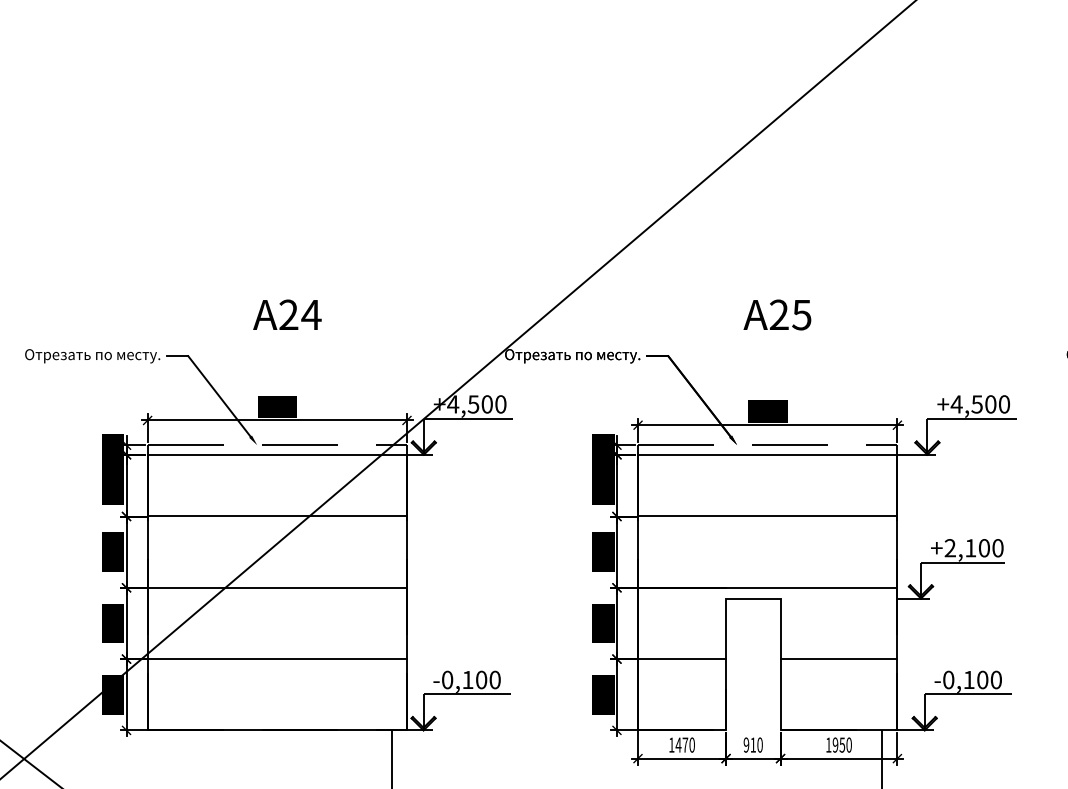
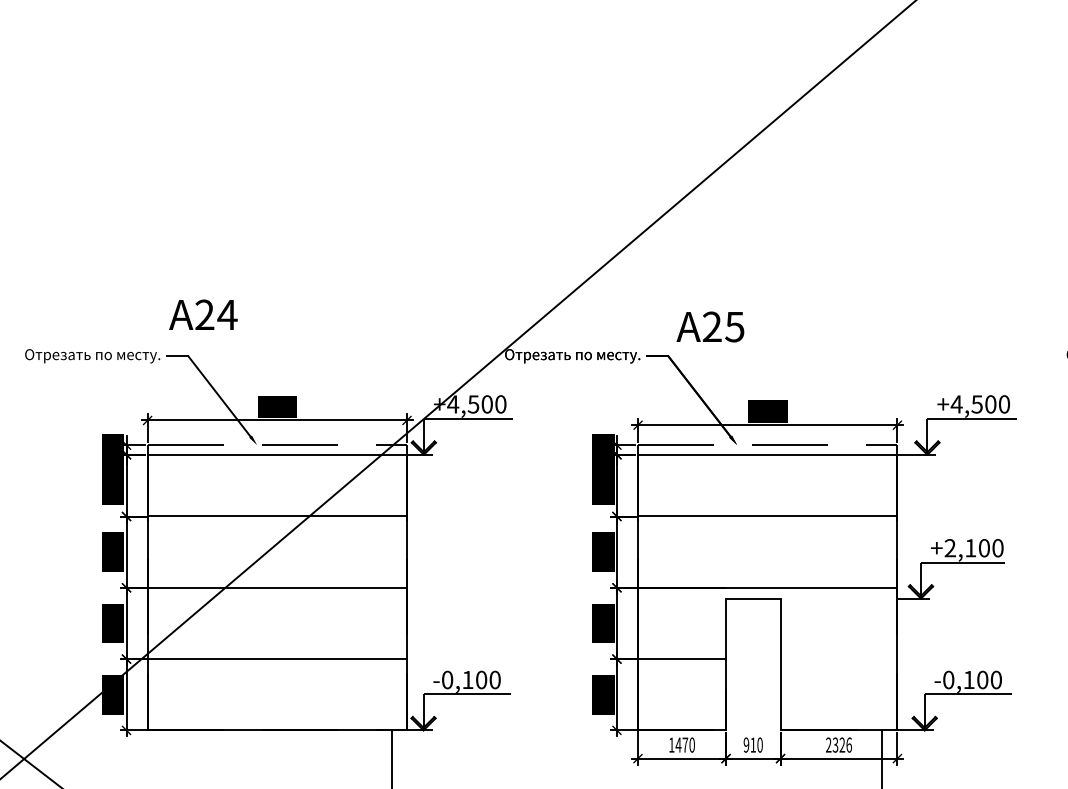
text position: (287, 314) -> (203, 314) (203, 314)
text position: (777, 314) -> (710, 326) (710, 326)
line: present -> none (838, 659)
text: 1950 -> 2326 (838, 744)
